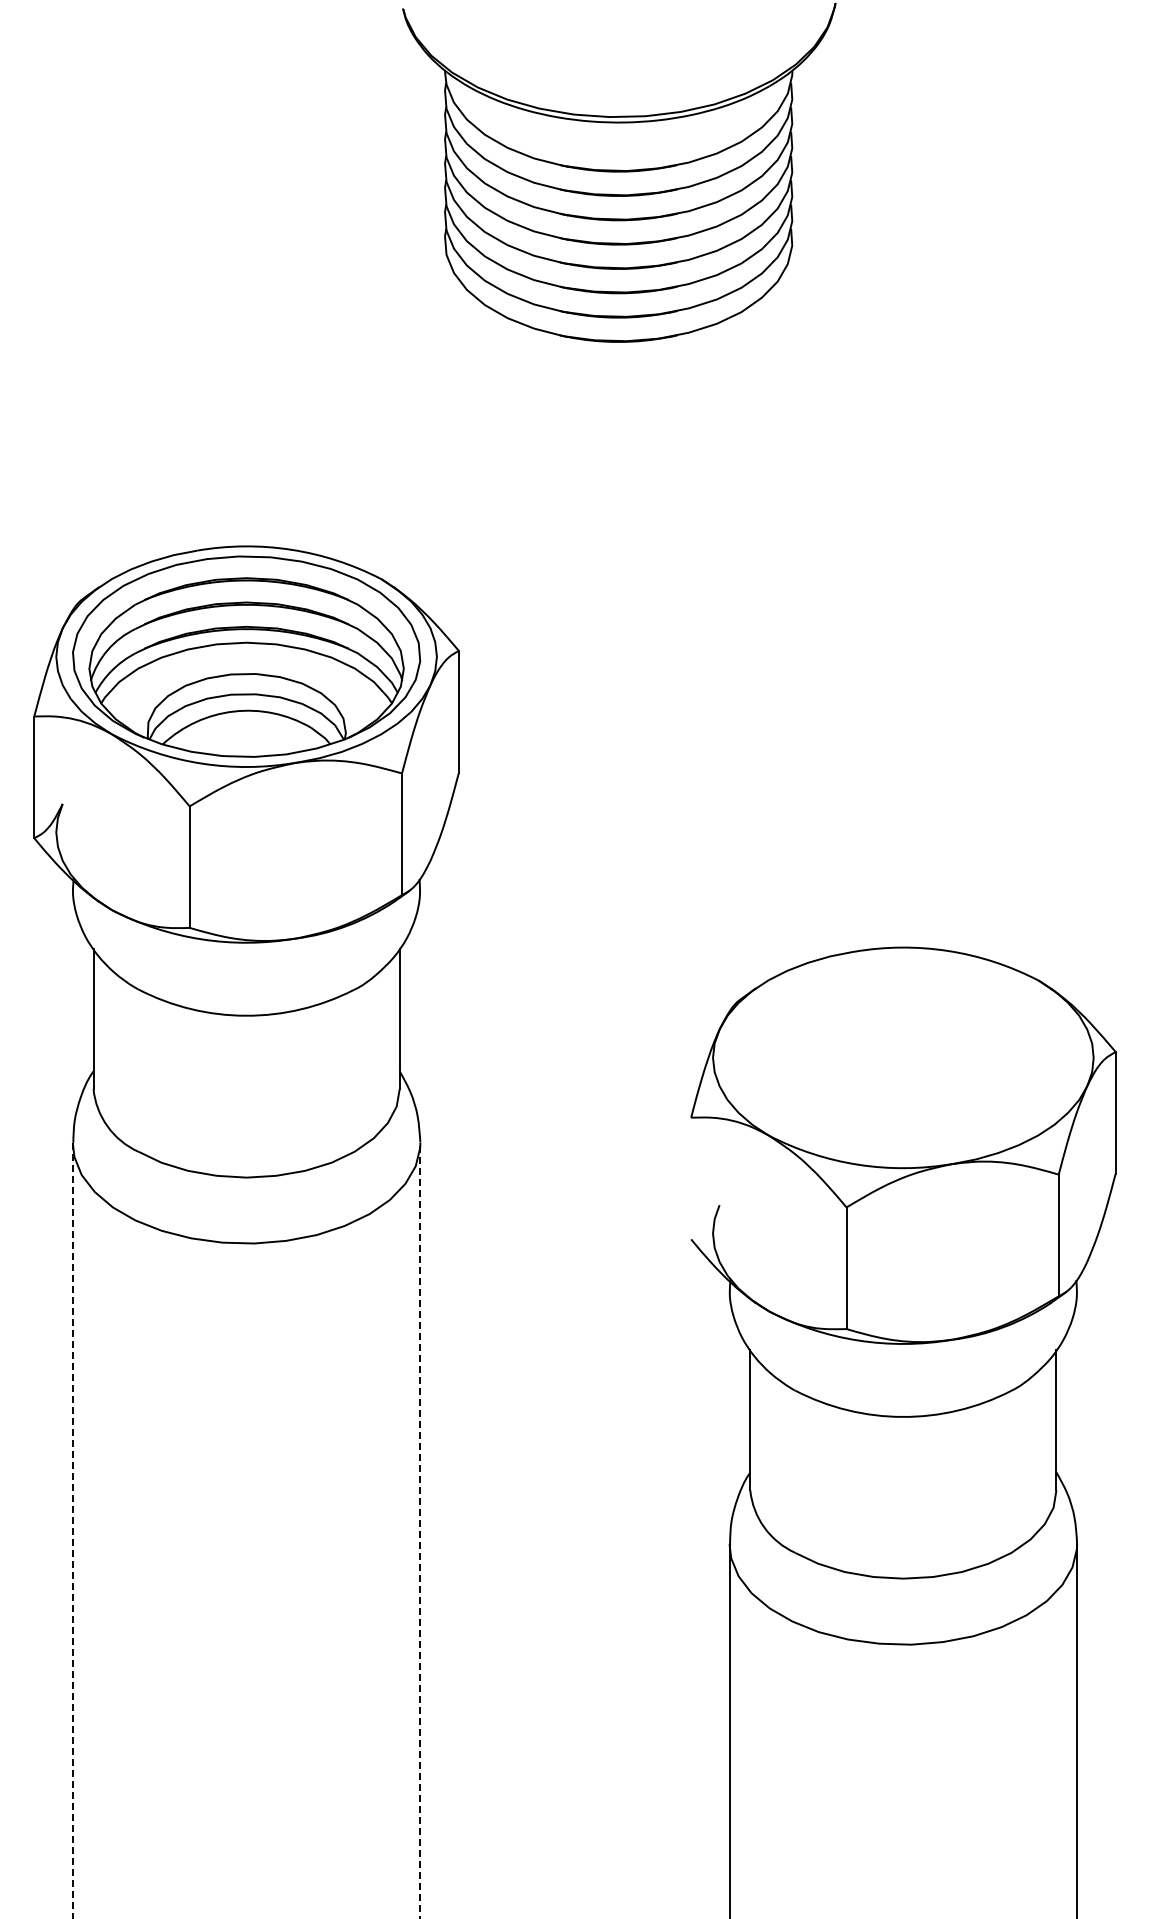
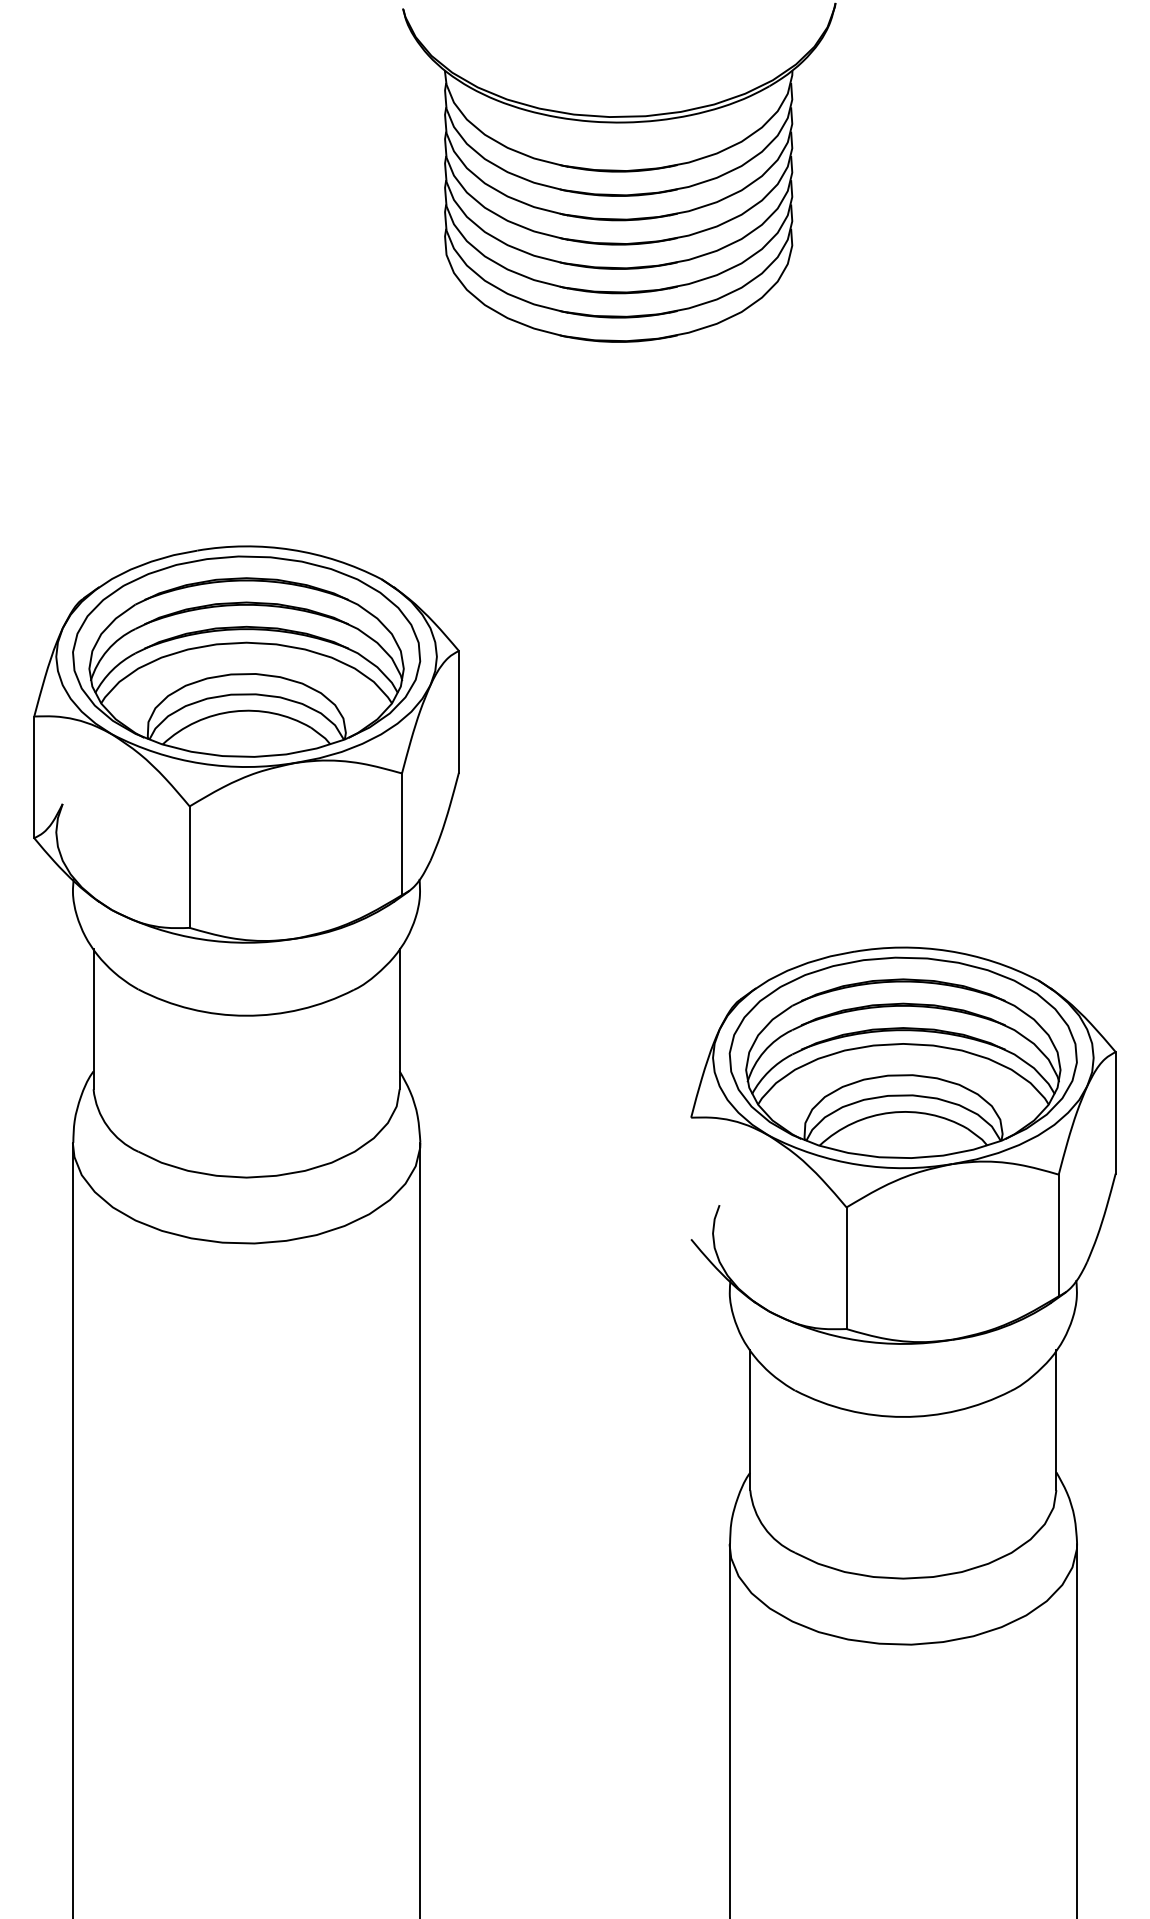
part: none -> present (902, 1057)
line: dashed -> solid (420, 1530)
line: dashed -> solid (72, 1531)
